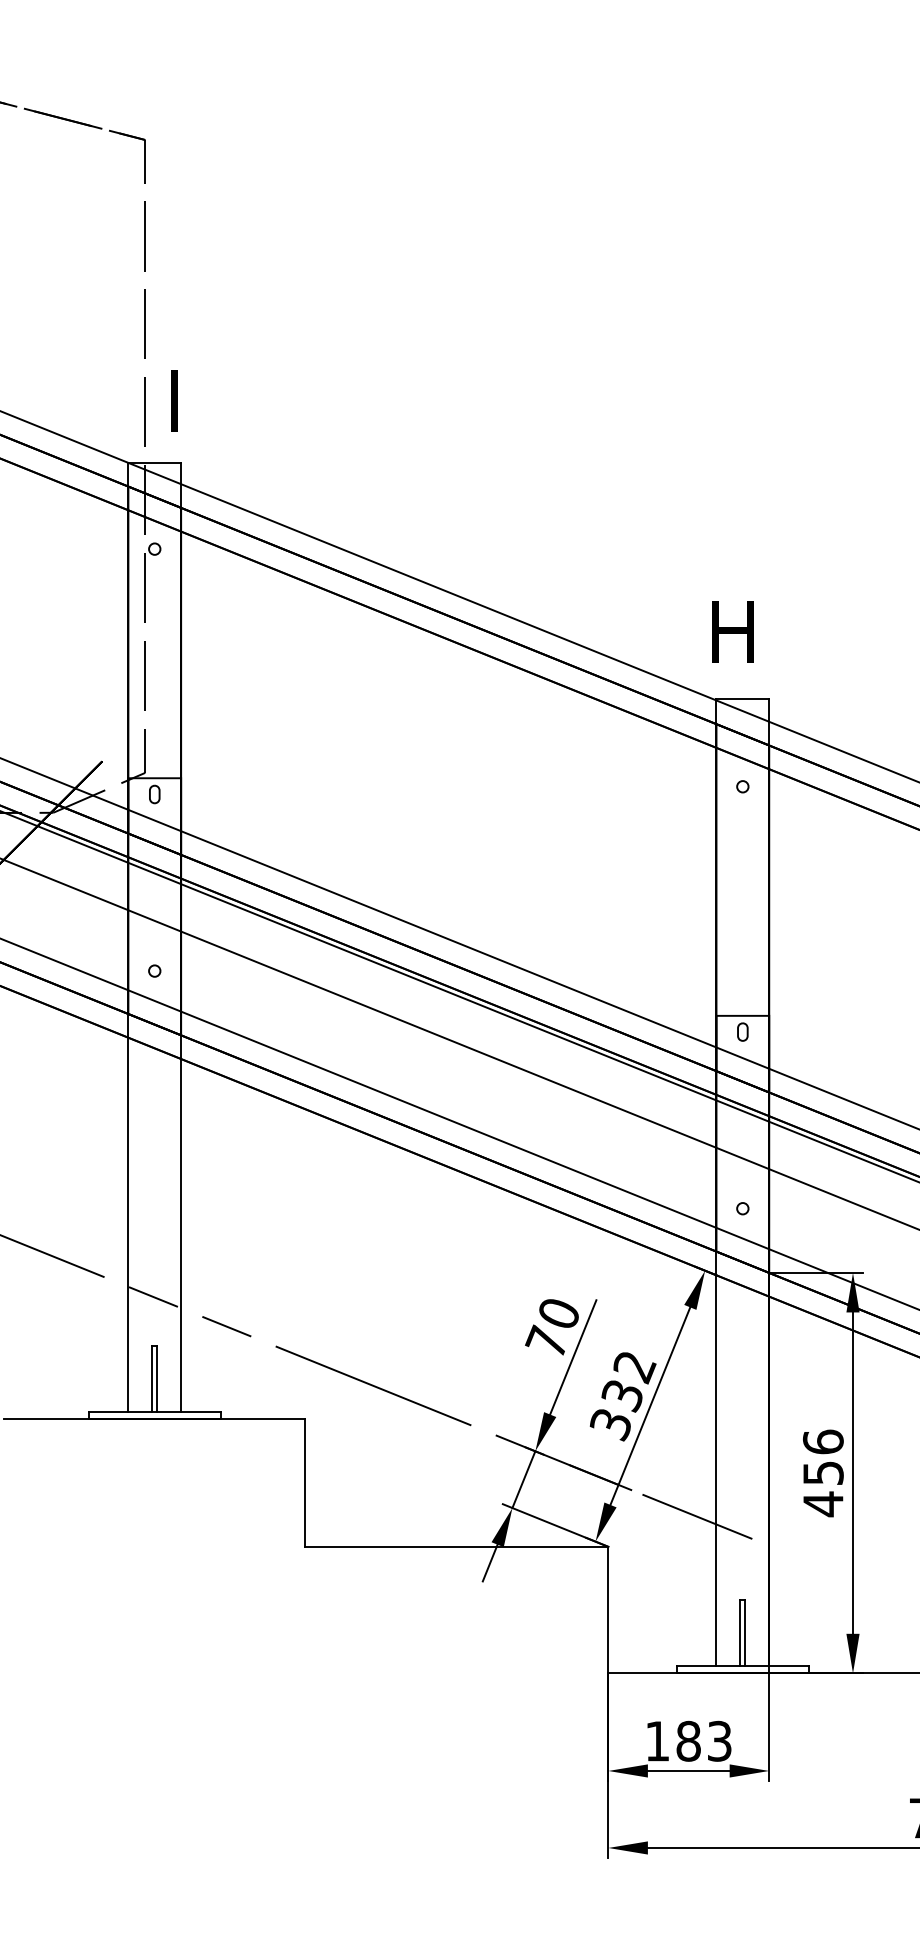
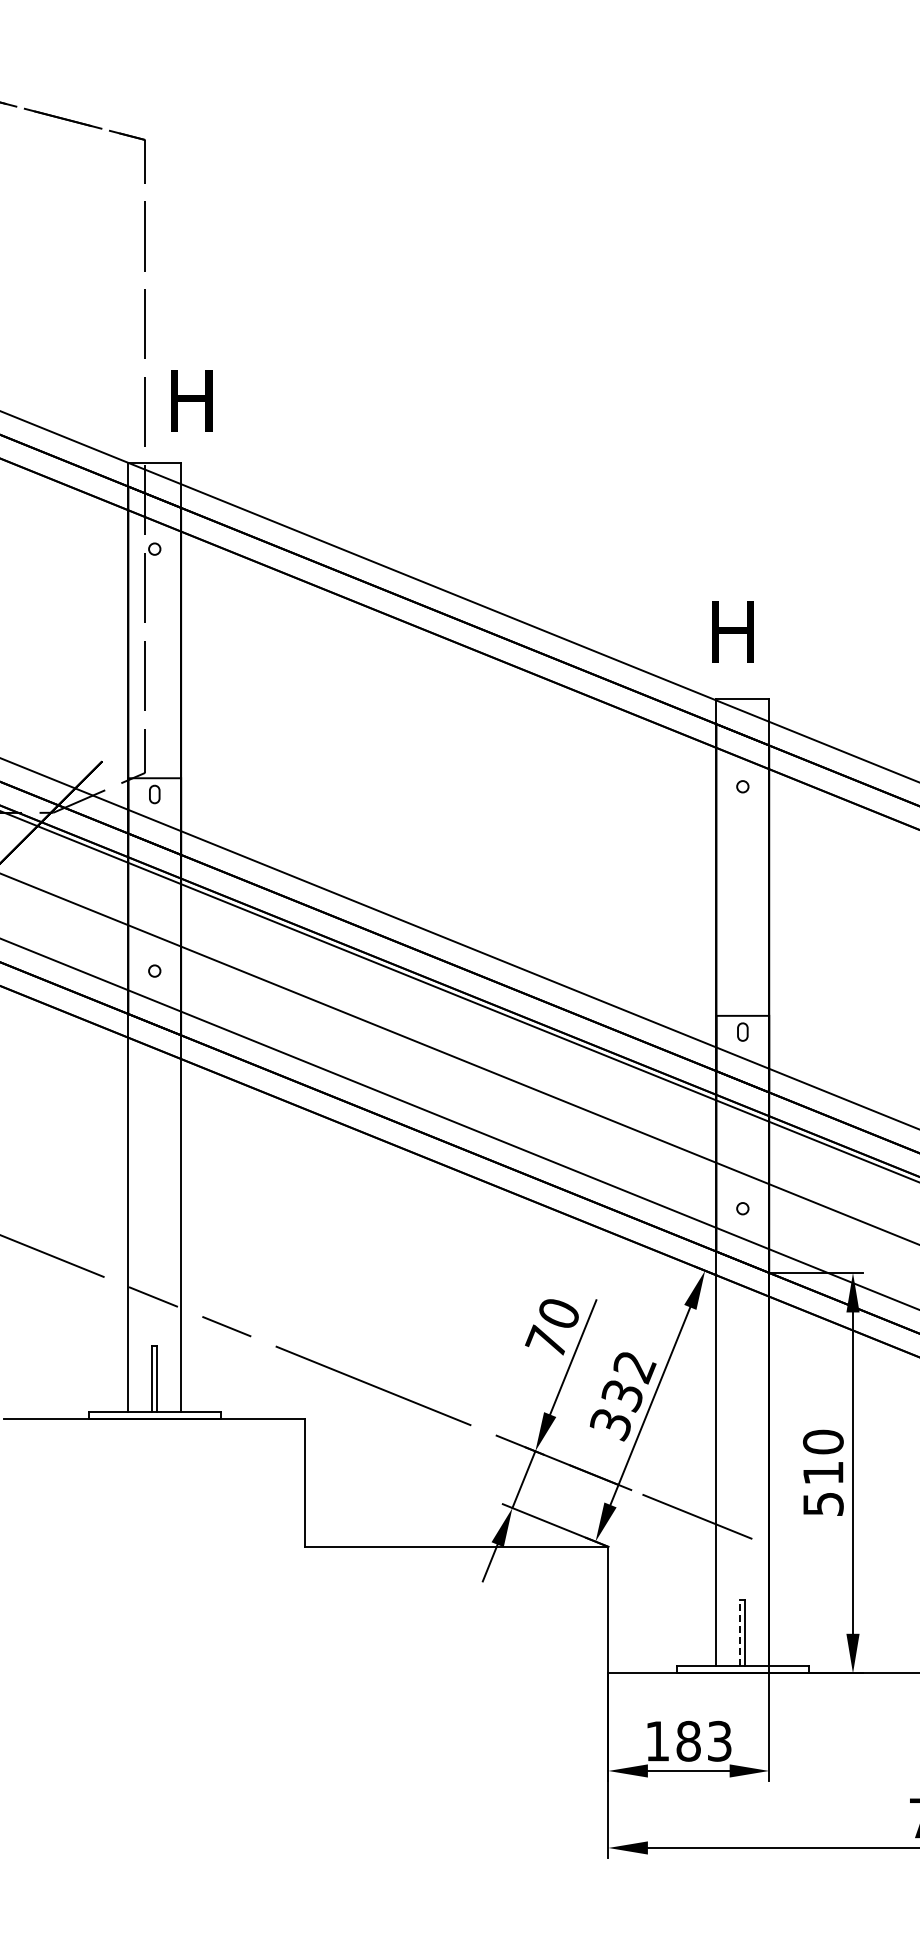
text: I -> H (195, 400)
line position: (459, 1043) -> (459, 1058) (459, 1058)
text: 456 -> 510 (823, 1473)
line: solid -> dashed (740, 1633)
